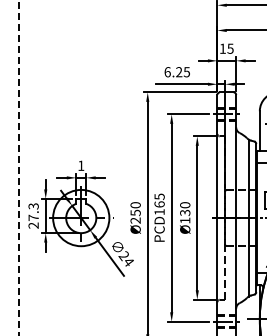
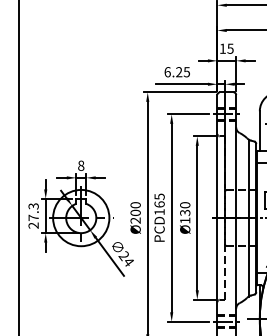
text: 1 -> 8 (81, 165)
line: dashed -> solid (18, 167)
text: Ø250 -> Ø200 (135, 212)
